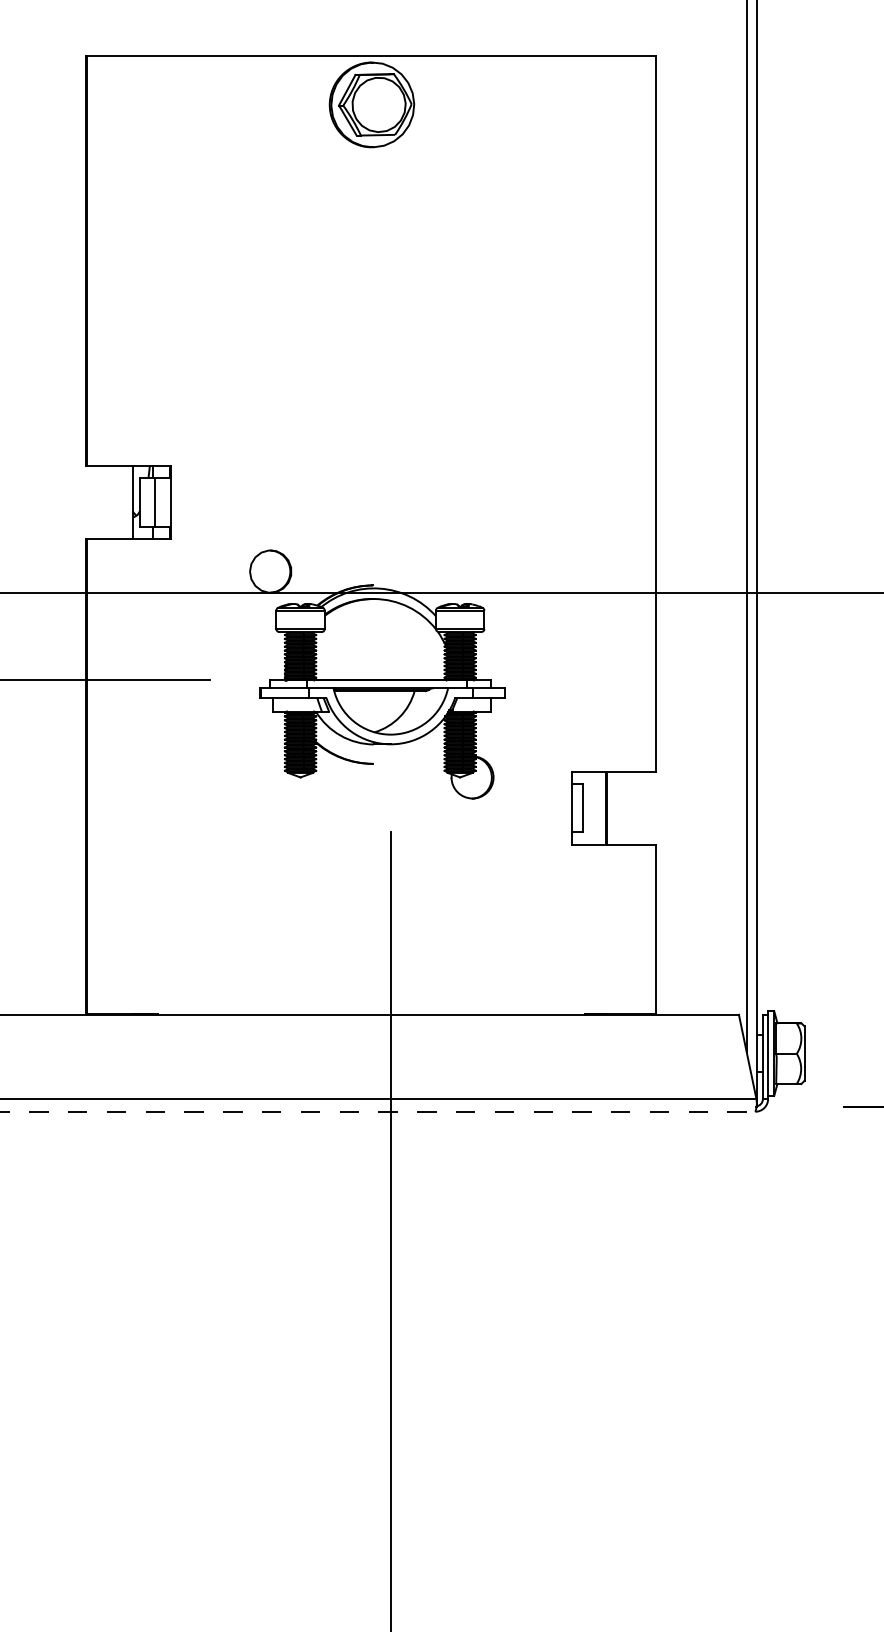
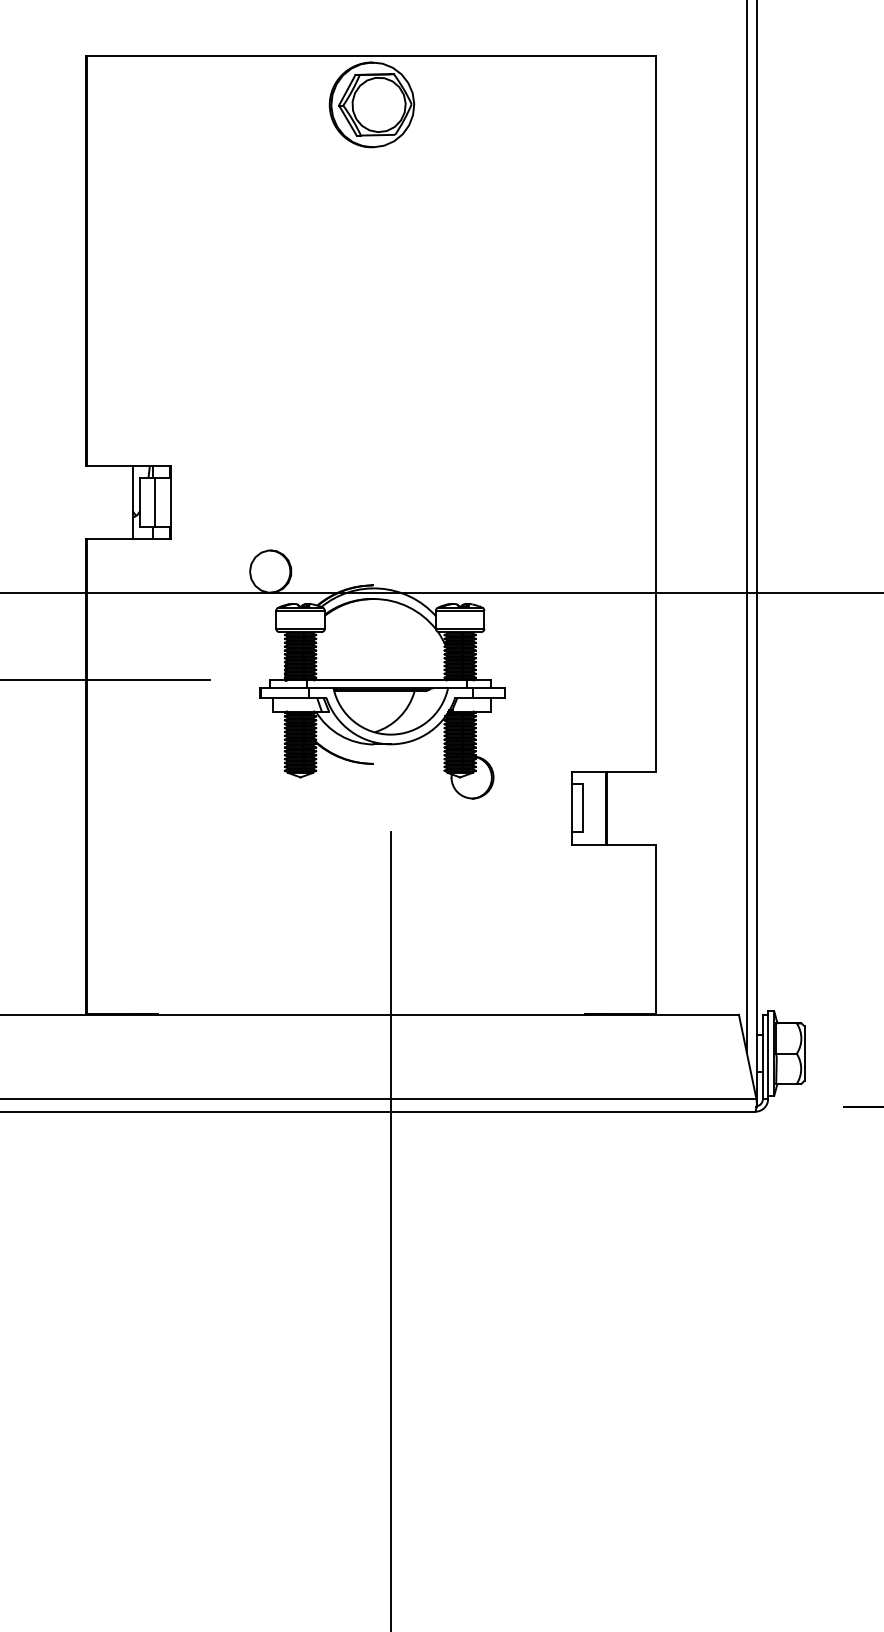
line: dashed -> solid (378, 1111)
